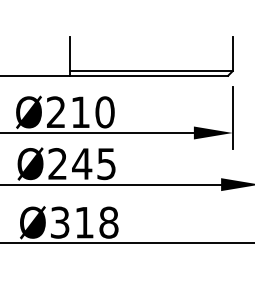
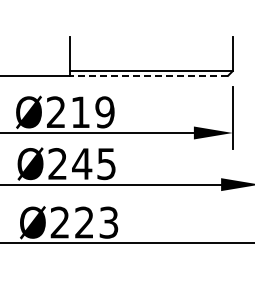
line: solid -> dashed (148, 75)
text: Ø210 -> Ø219 (104, 112)
text: Ø318 -> Ø223 (84, 222)
